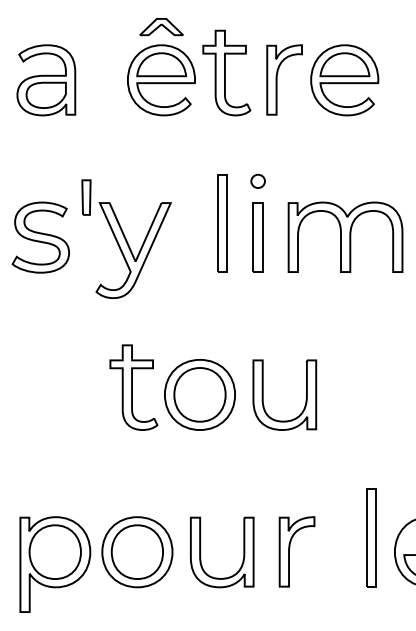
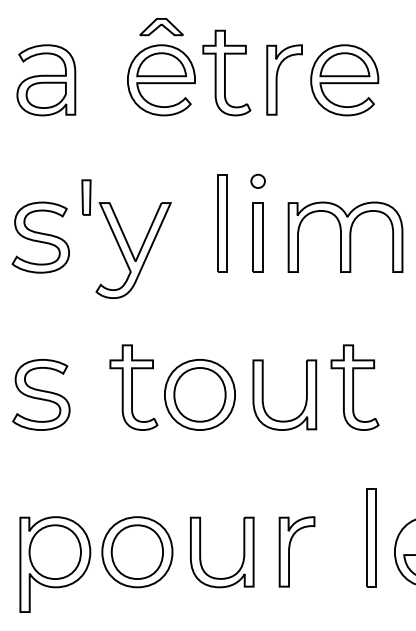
part: none -> present (354, 387)
part: none -> present (41, 394)
